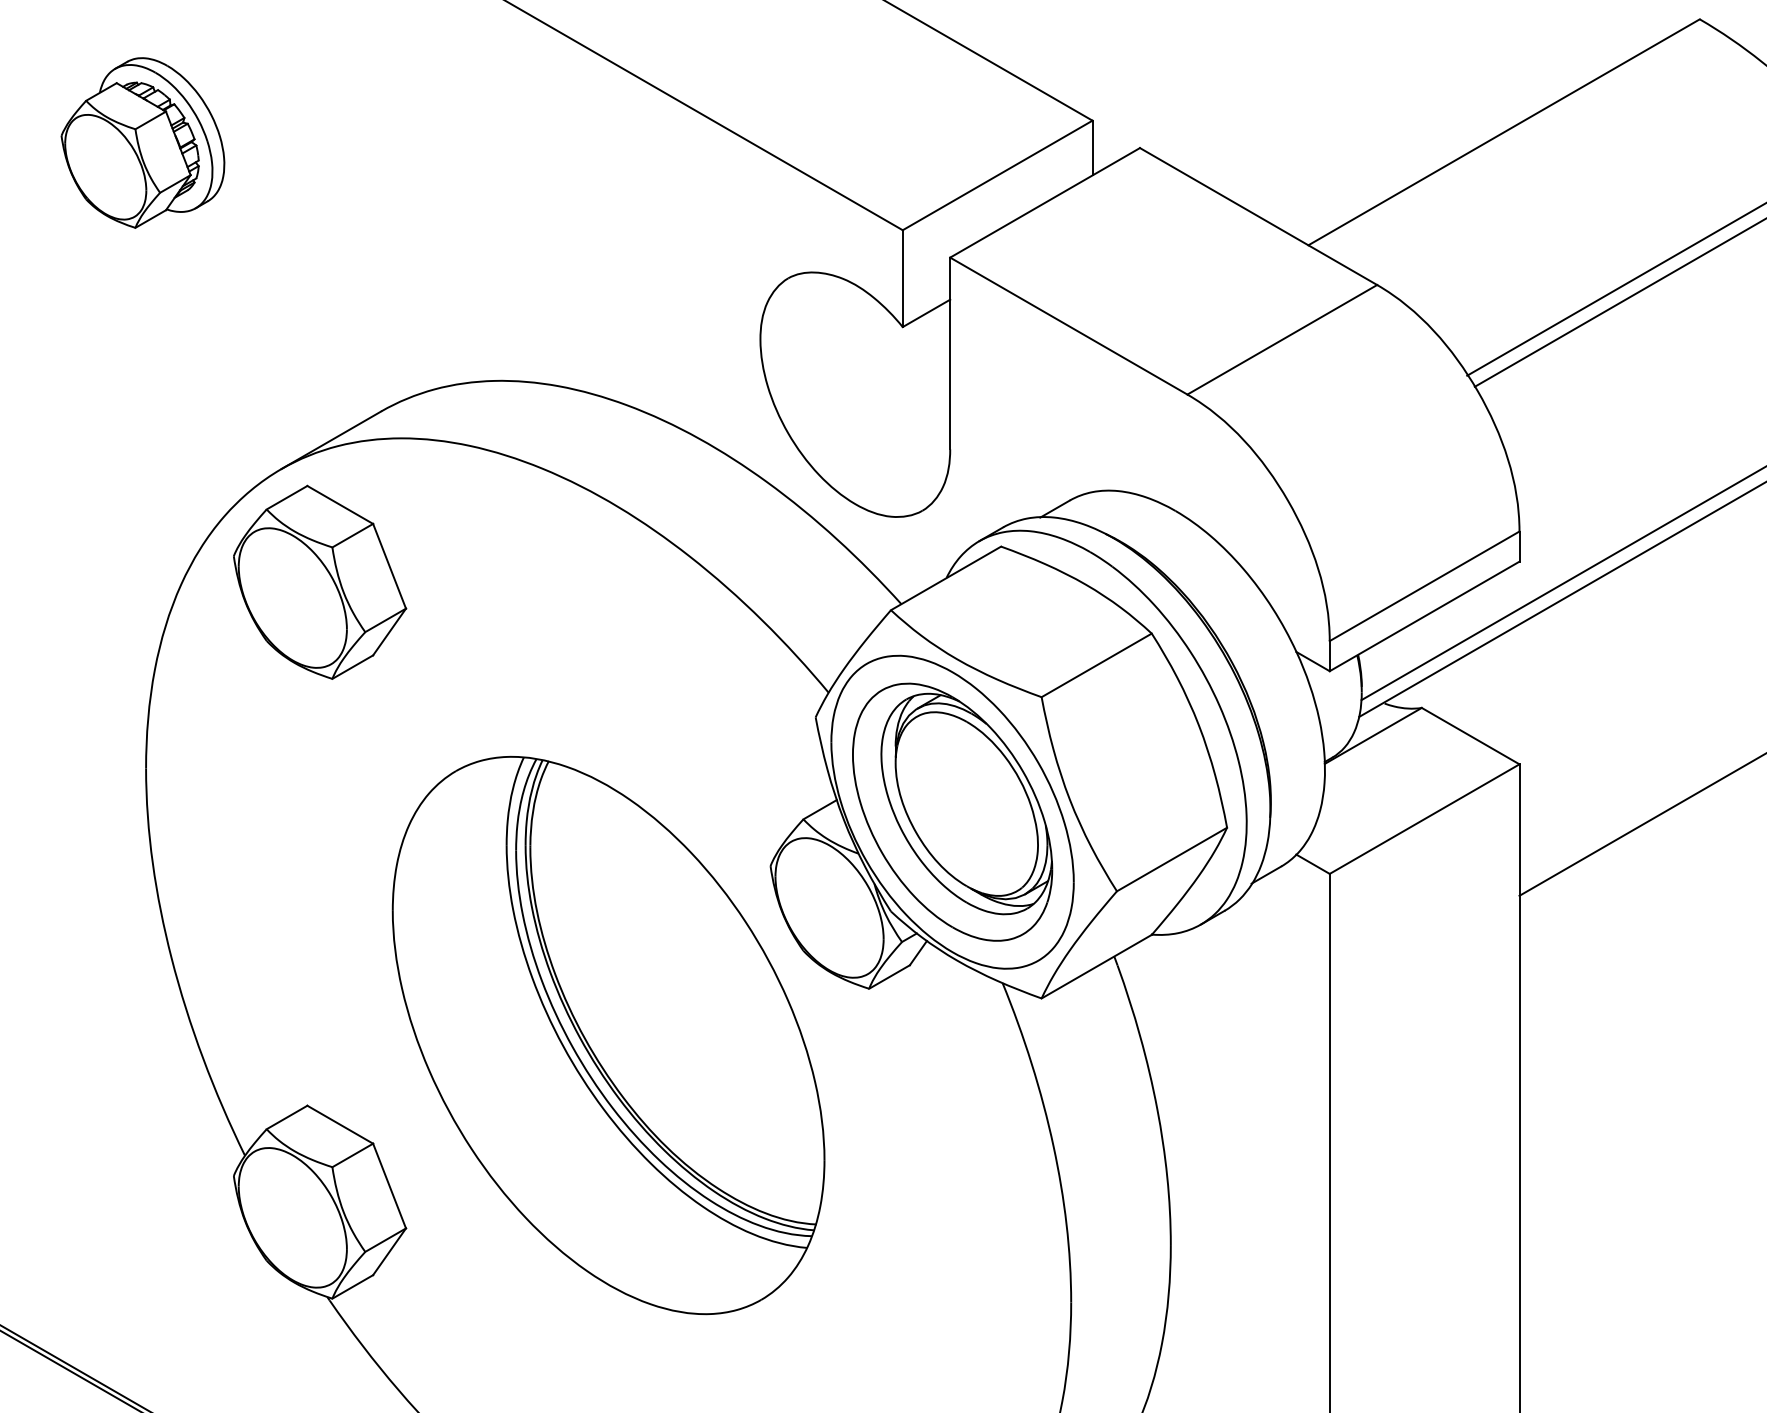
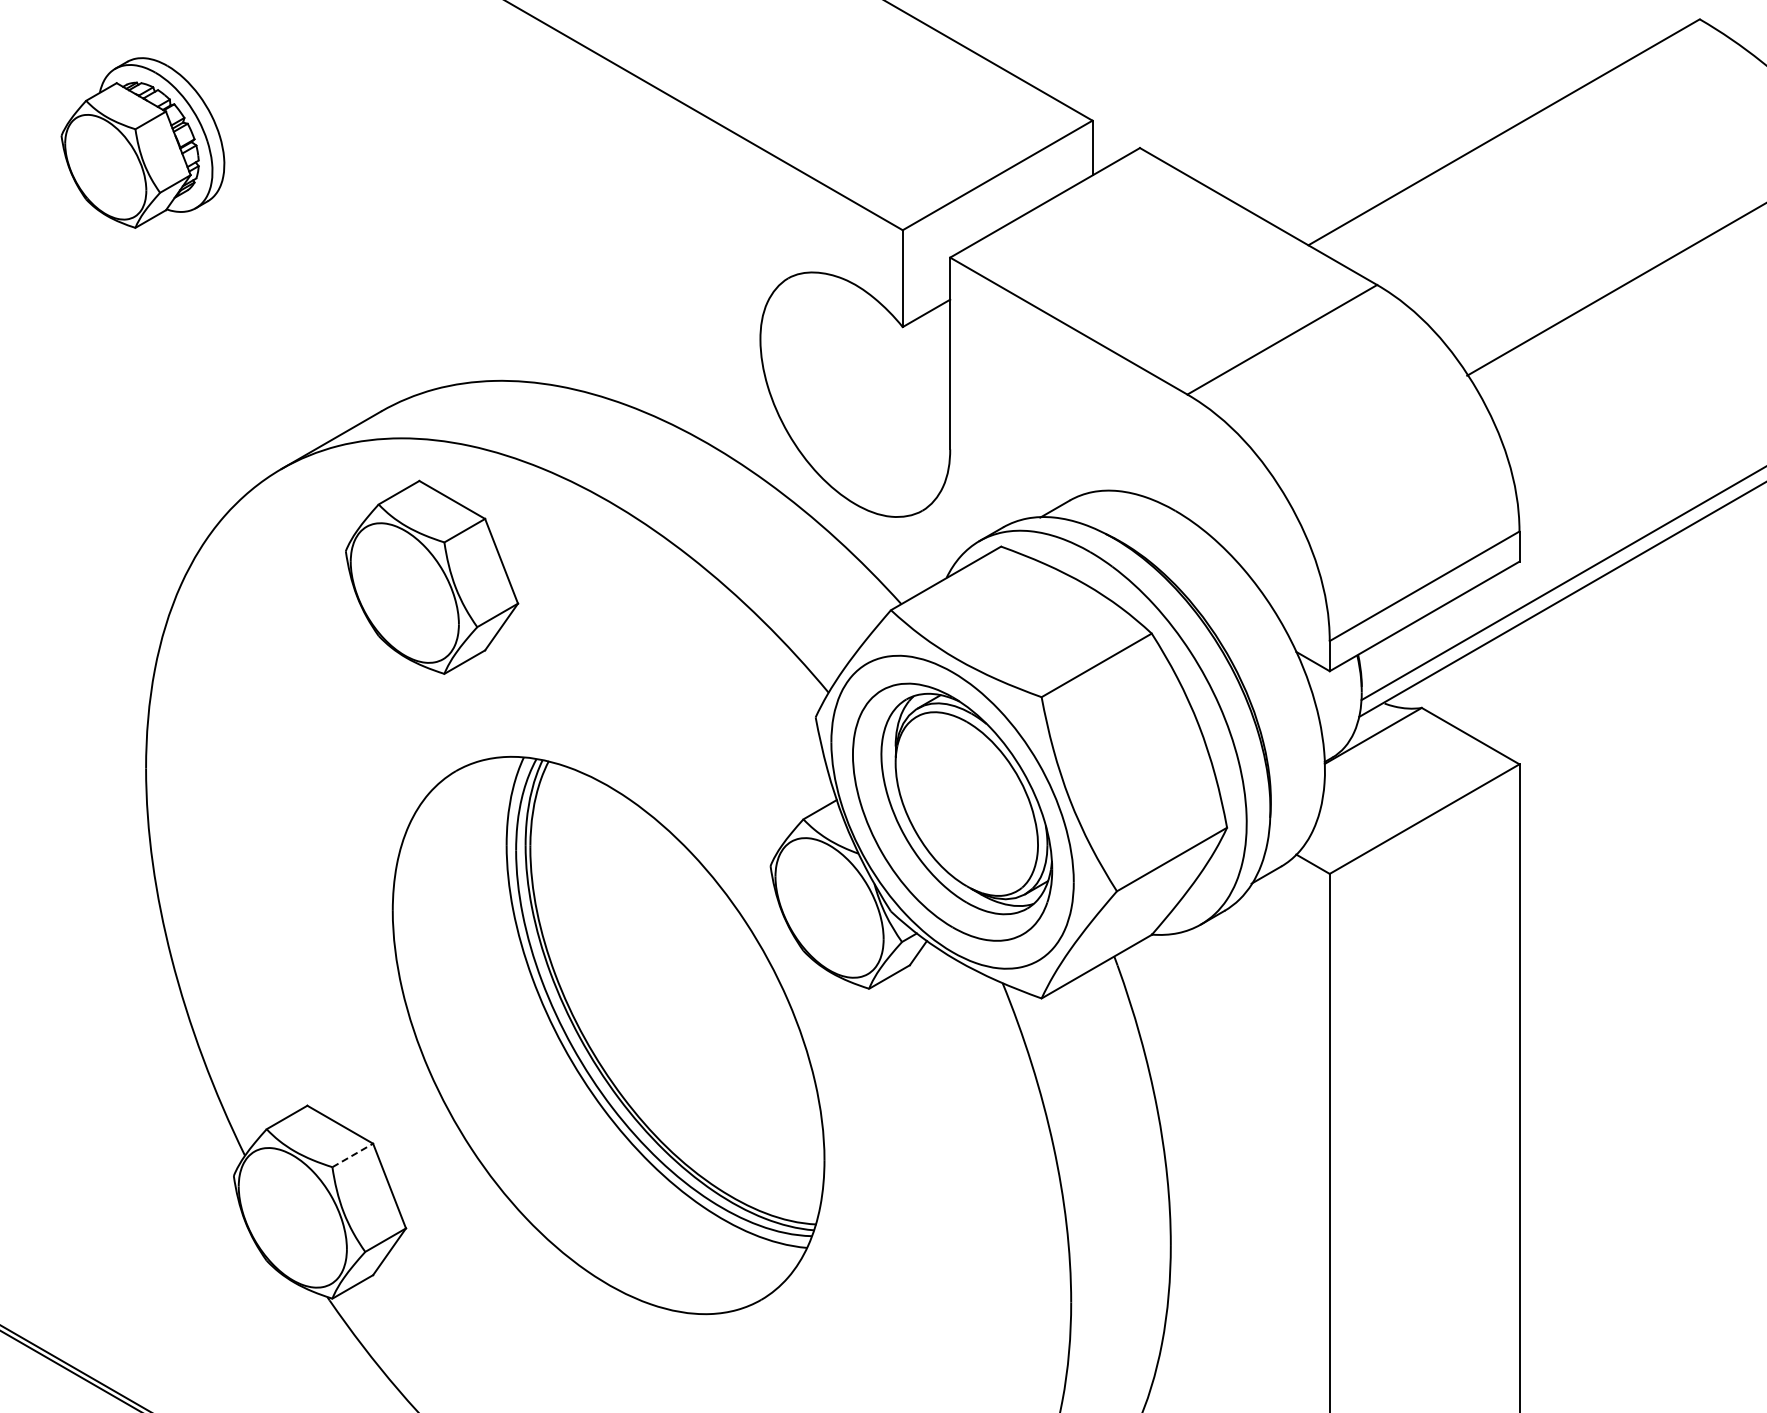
line: present -> none (1618, 303)
part position: (320, 581) -> (432, 576) (432, 576)
line: present -> none (1641, 824)
line: solid -> dashed (352, 1155)
